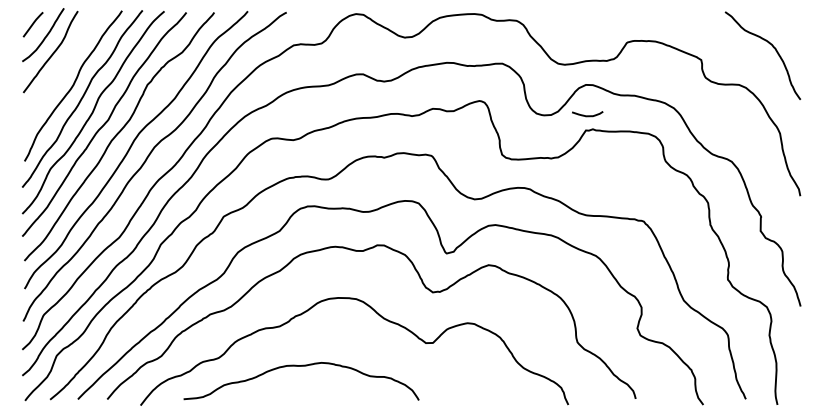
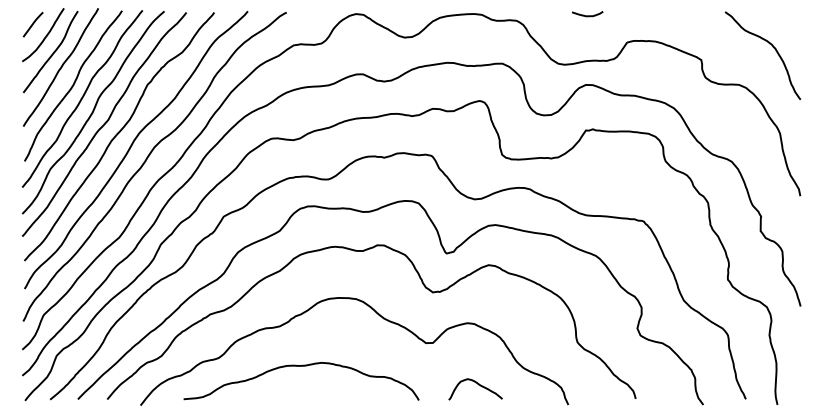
curve: none -> present (60, 67)
curve position: (587, 115) -> (587, 15) (587, 15)
curve: none -> present (478, 385)
